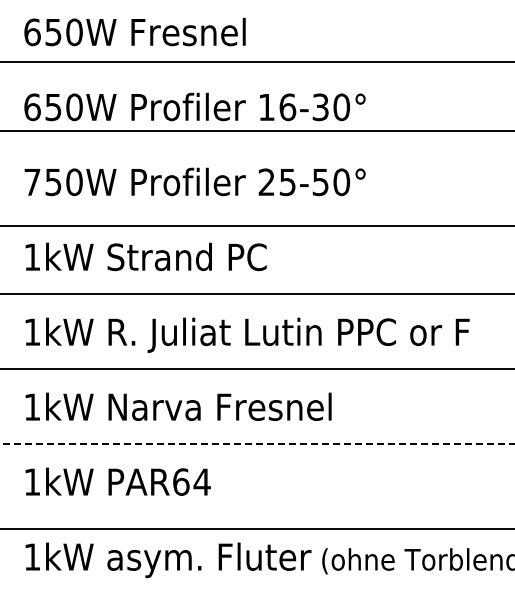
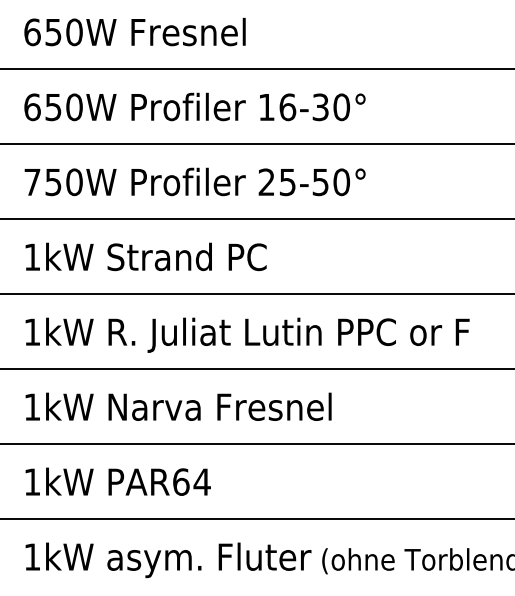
line position: (256, 61) -> (256, 68) (256, 68)
line position: (256, 130) -> (256, 143) (256, 143)
line position: (256, 225) -> (256, 218) (256, 218)
line: dashed -> solid (257, 443)
line position: (256, 528) -> (256, 518) (256, 518)
